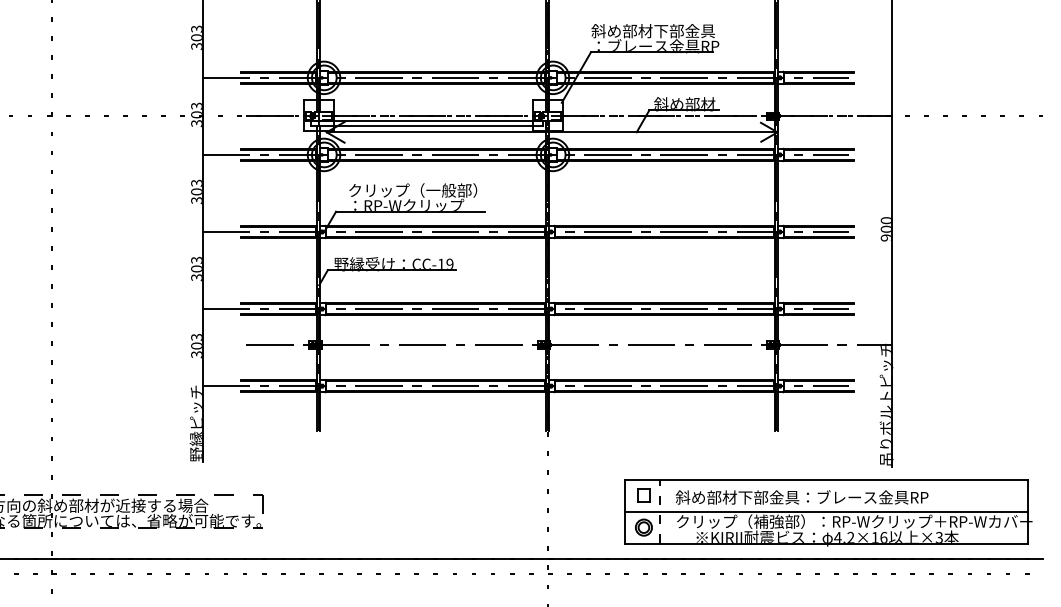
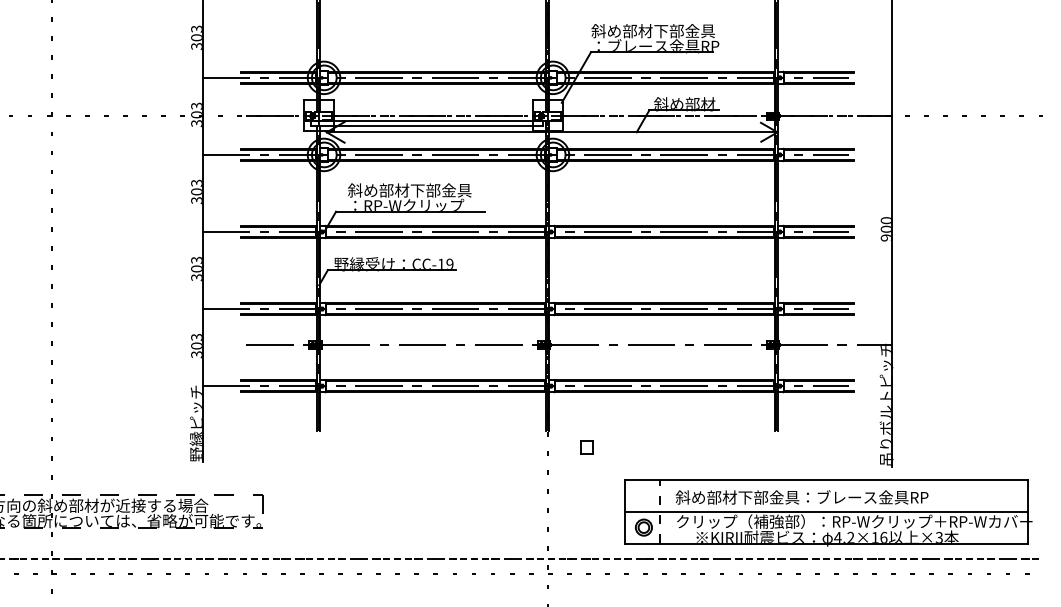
text: クリップ（一般部） -> 斜め部材下部金具 (412, 190)
part position: (643, 495) -> (586, 447) (586, 447)
line: solid -> dashed (522, 558)
